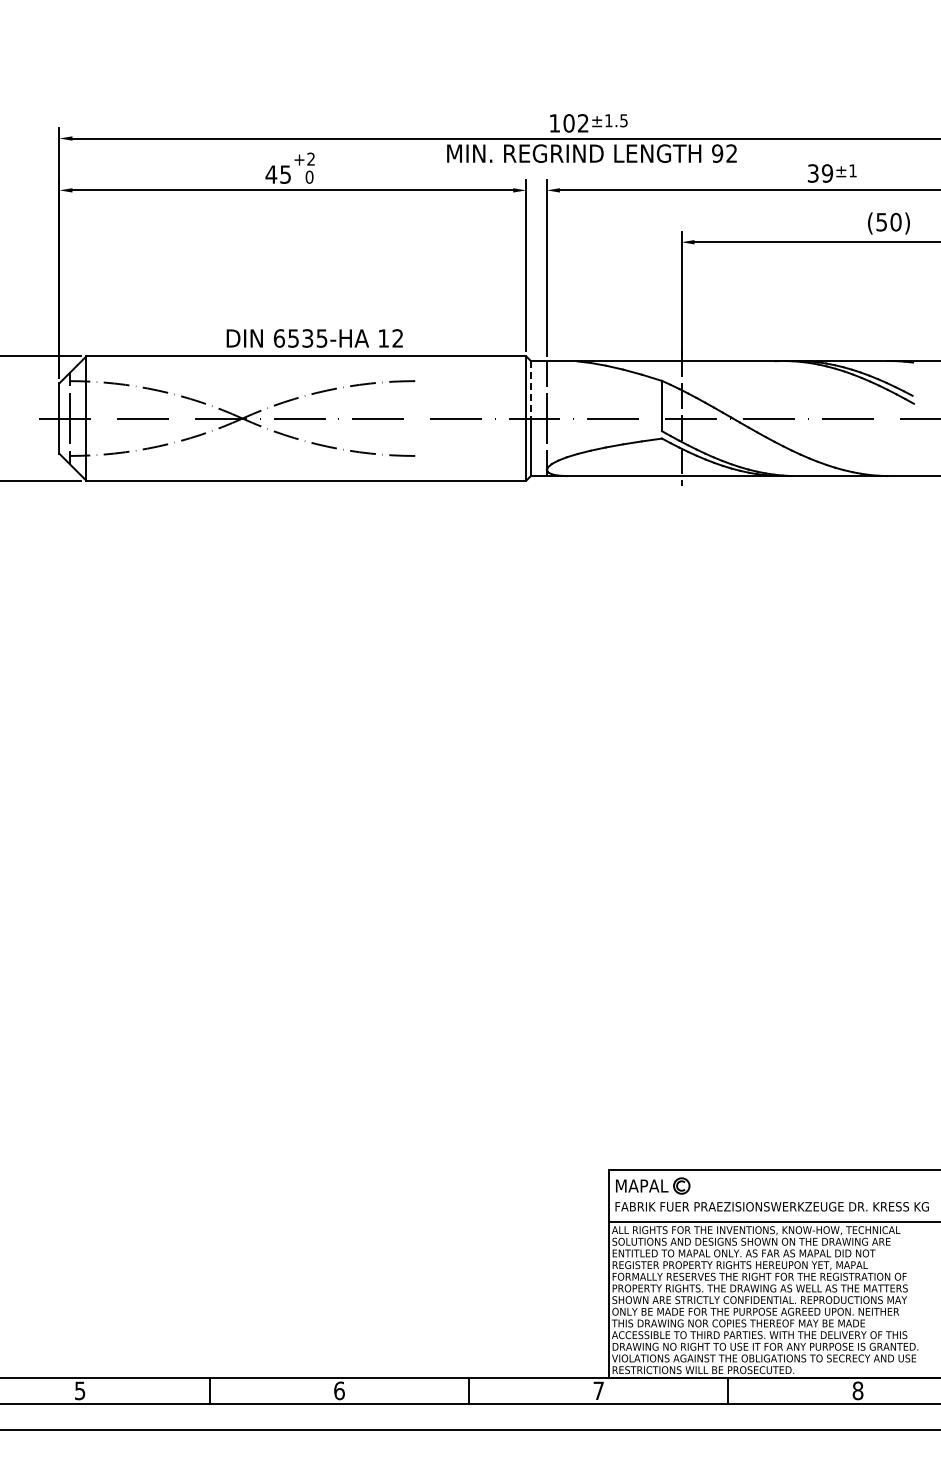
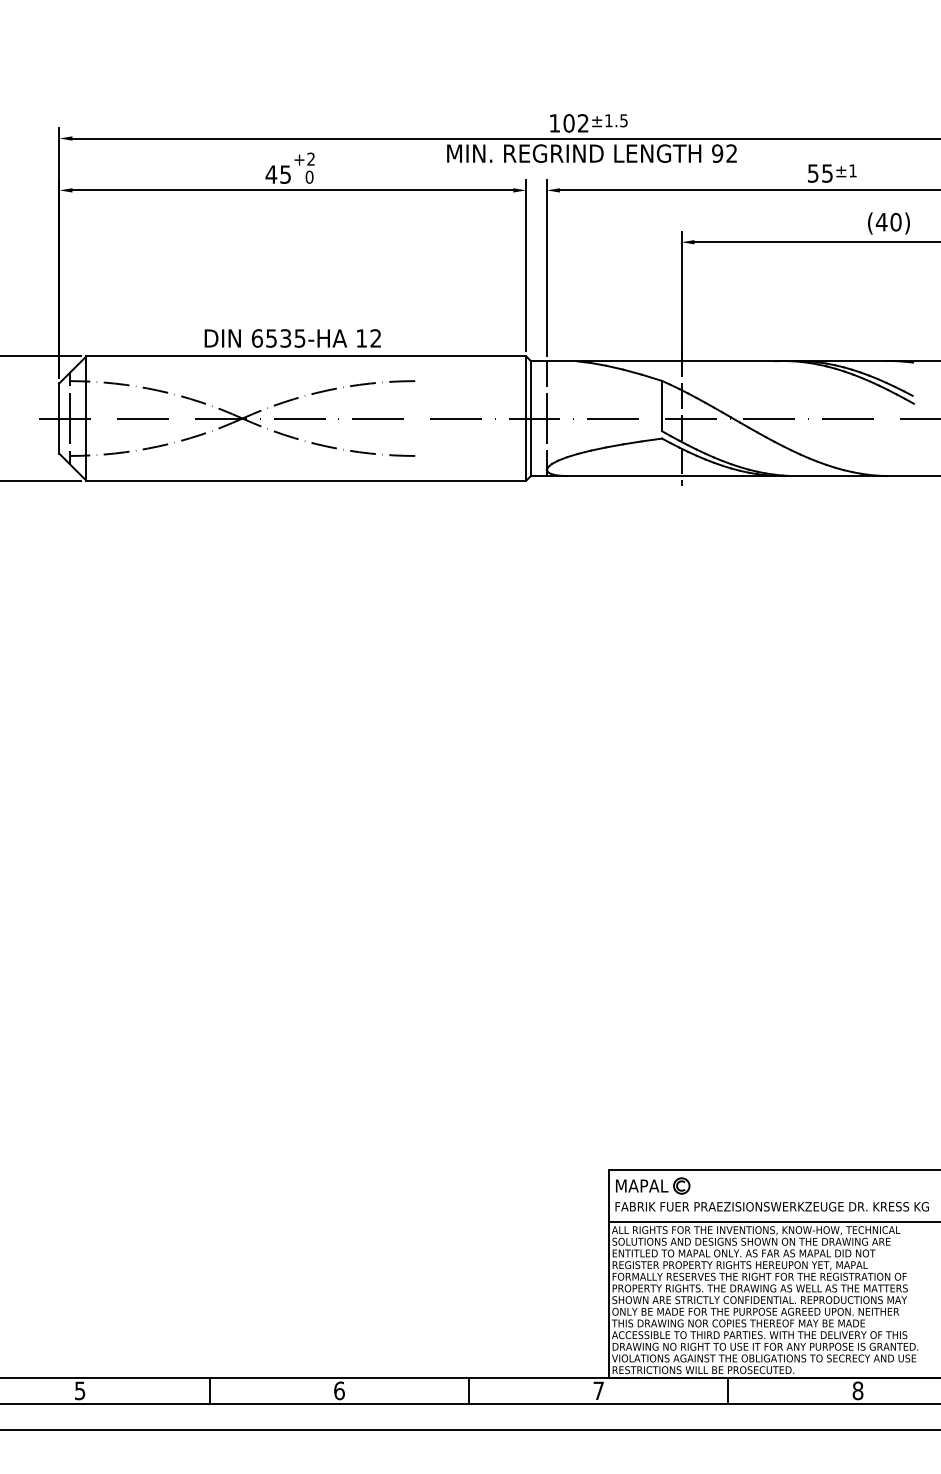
text: 39 -> 55 (820, 173)
text: (50) -> (40) (881, 222)
text position: (314, 338) -> (292, 338) (292, 338)
line: dashed -> solid (530, 389)
